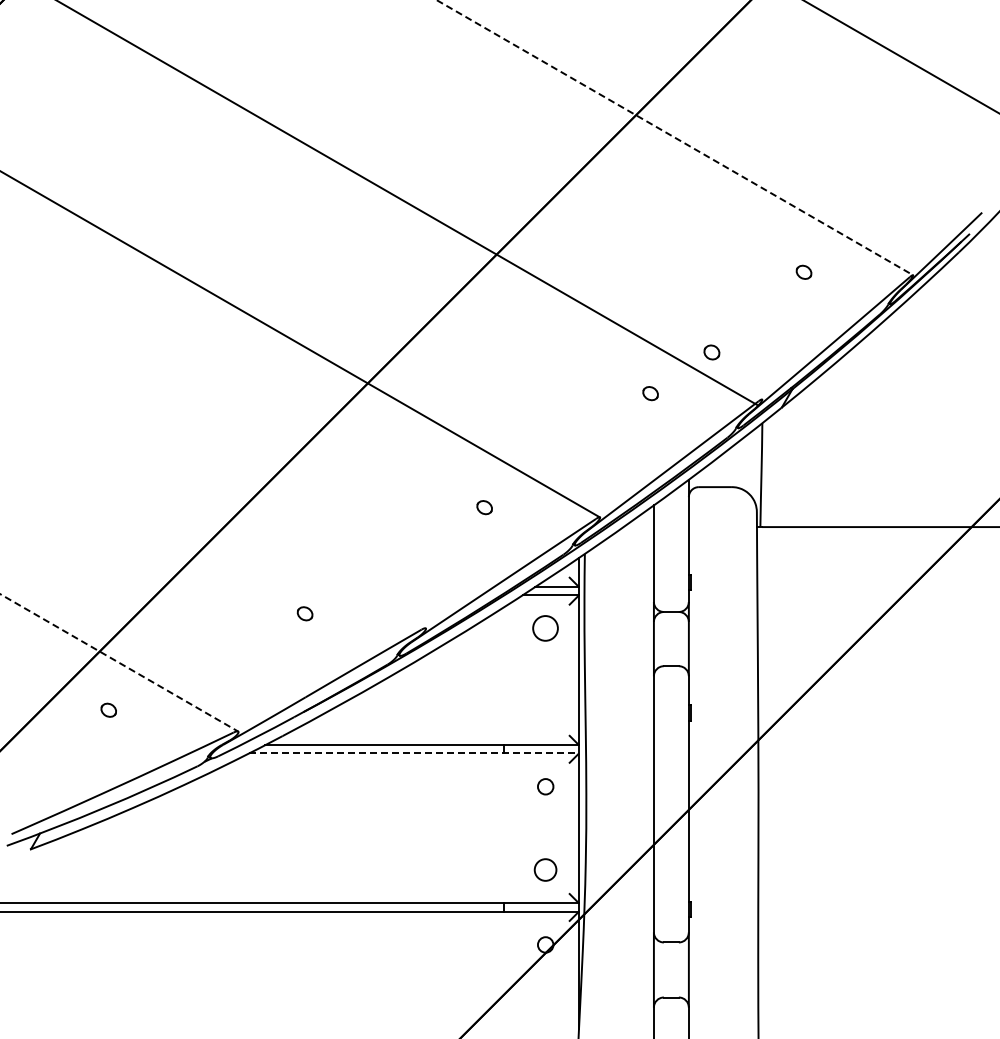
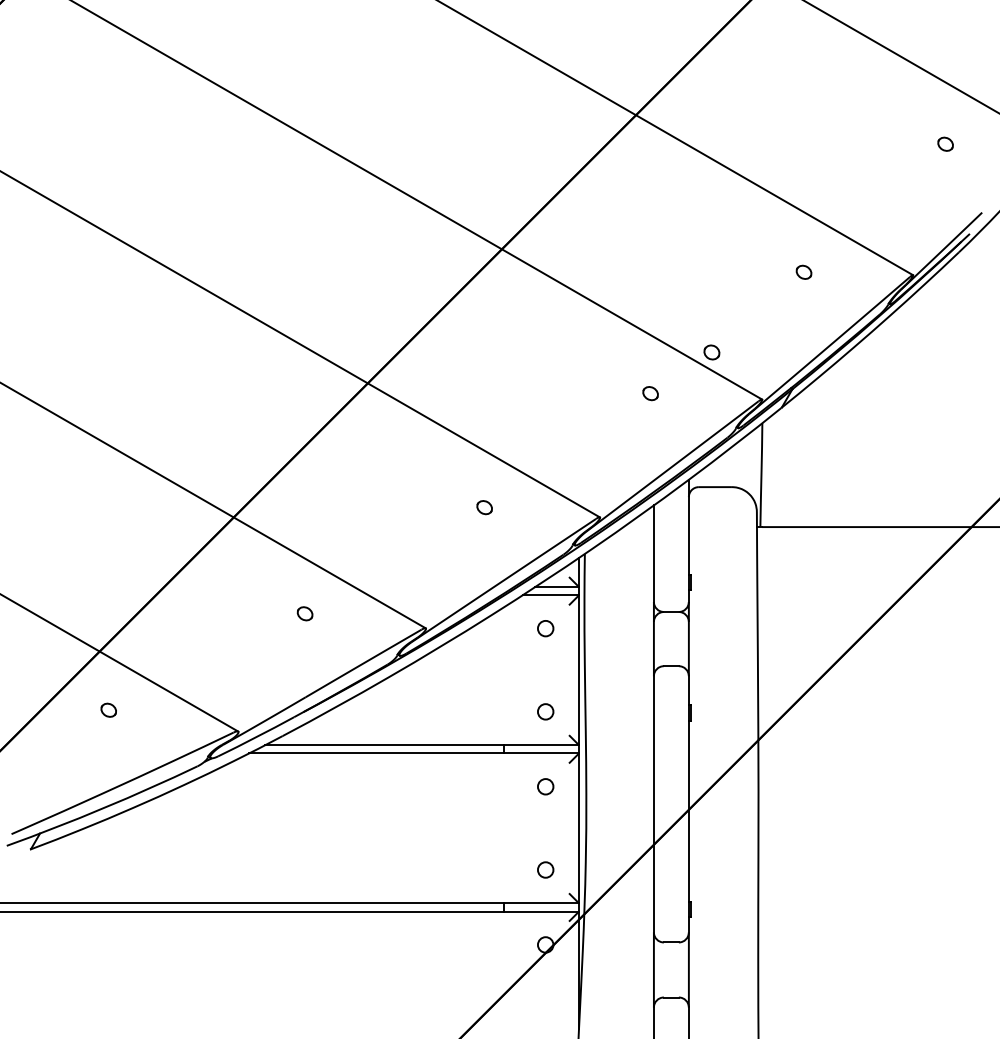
line: dashed -> solid (674, 137)
part: none -> present (945, 143)
line position: (408, 203) -> (418, 200) (418, 200)
line: none -> present (213, 505)
circle size: 27x27 px -> 18x18 px (545, 628)
line: dashed -> solid (119, 663)
circle: none -> present (545, 711)
line: dashed -> solid (414, 753)
circle size: 25x24 px -> 18x18 px (545, 869)
